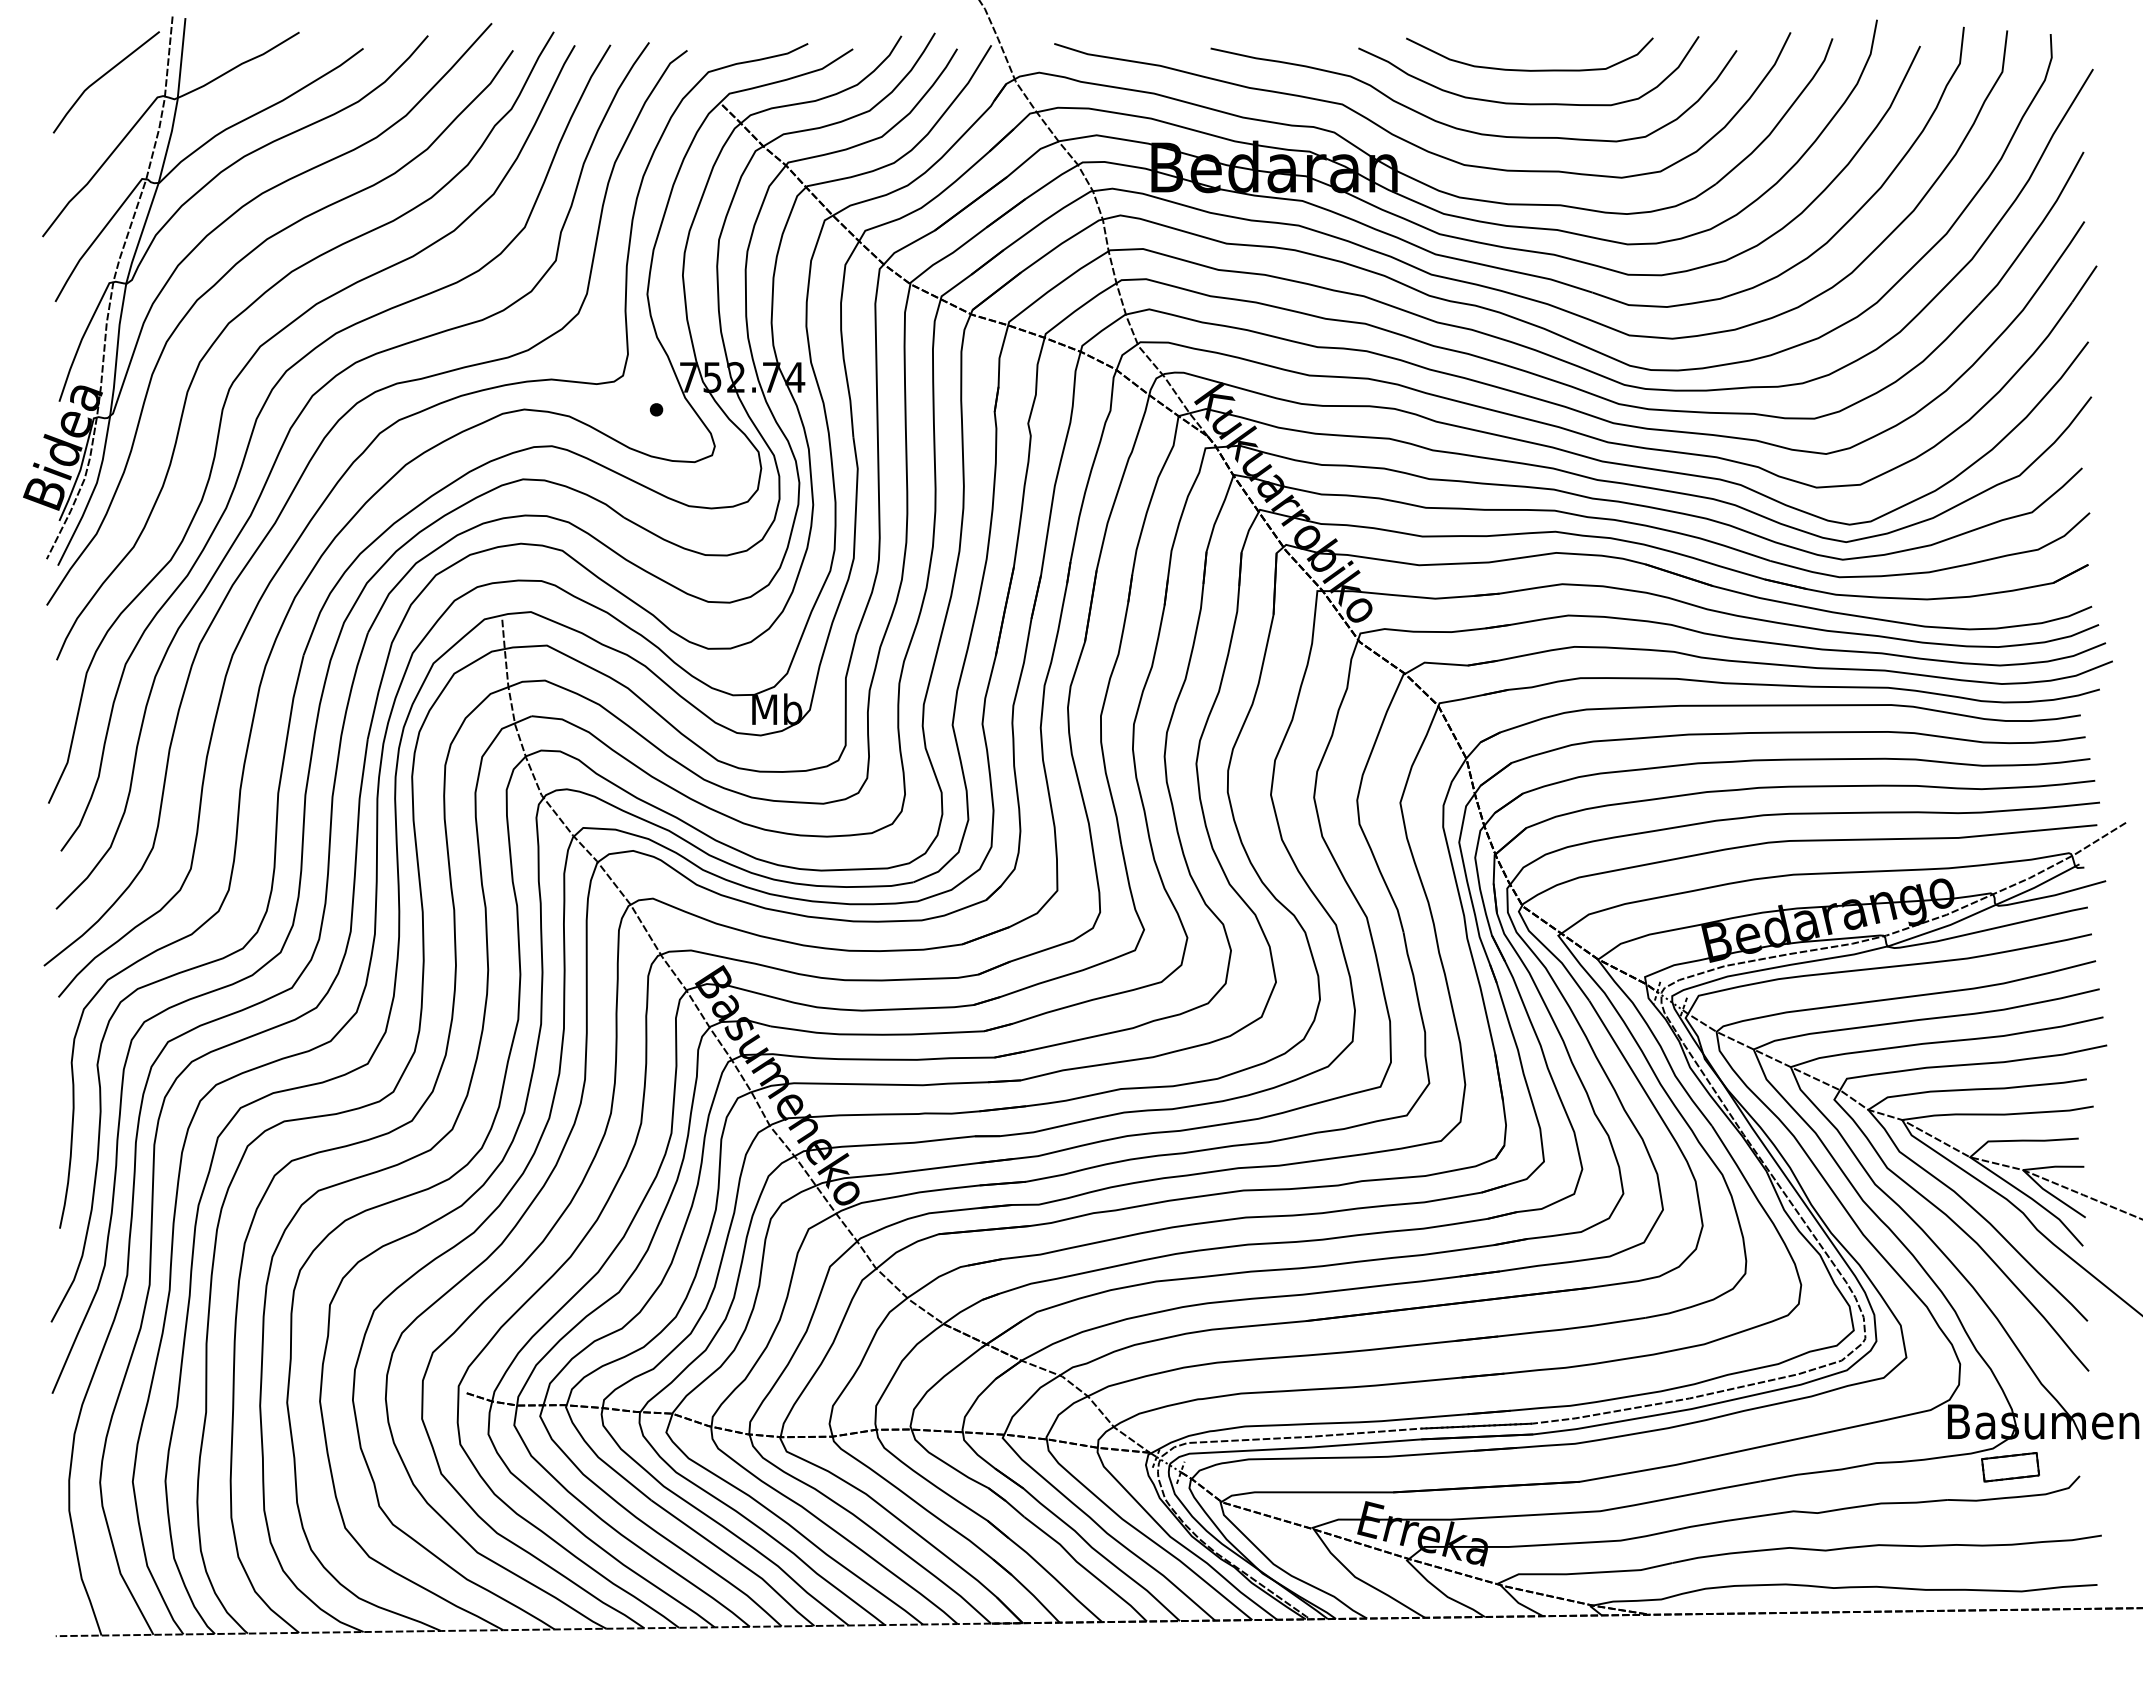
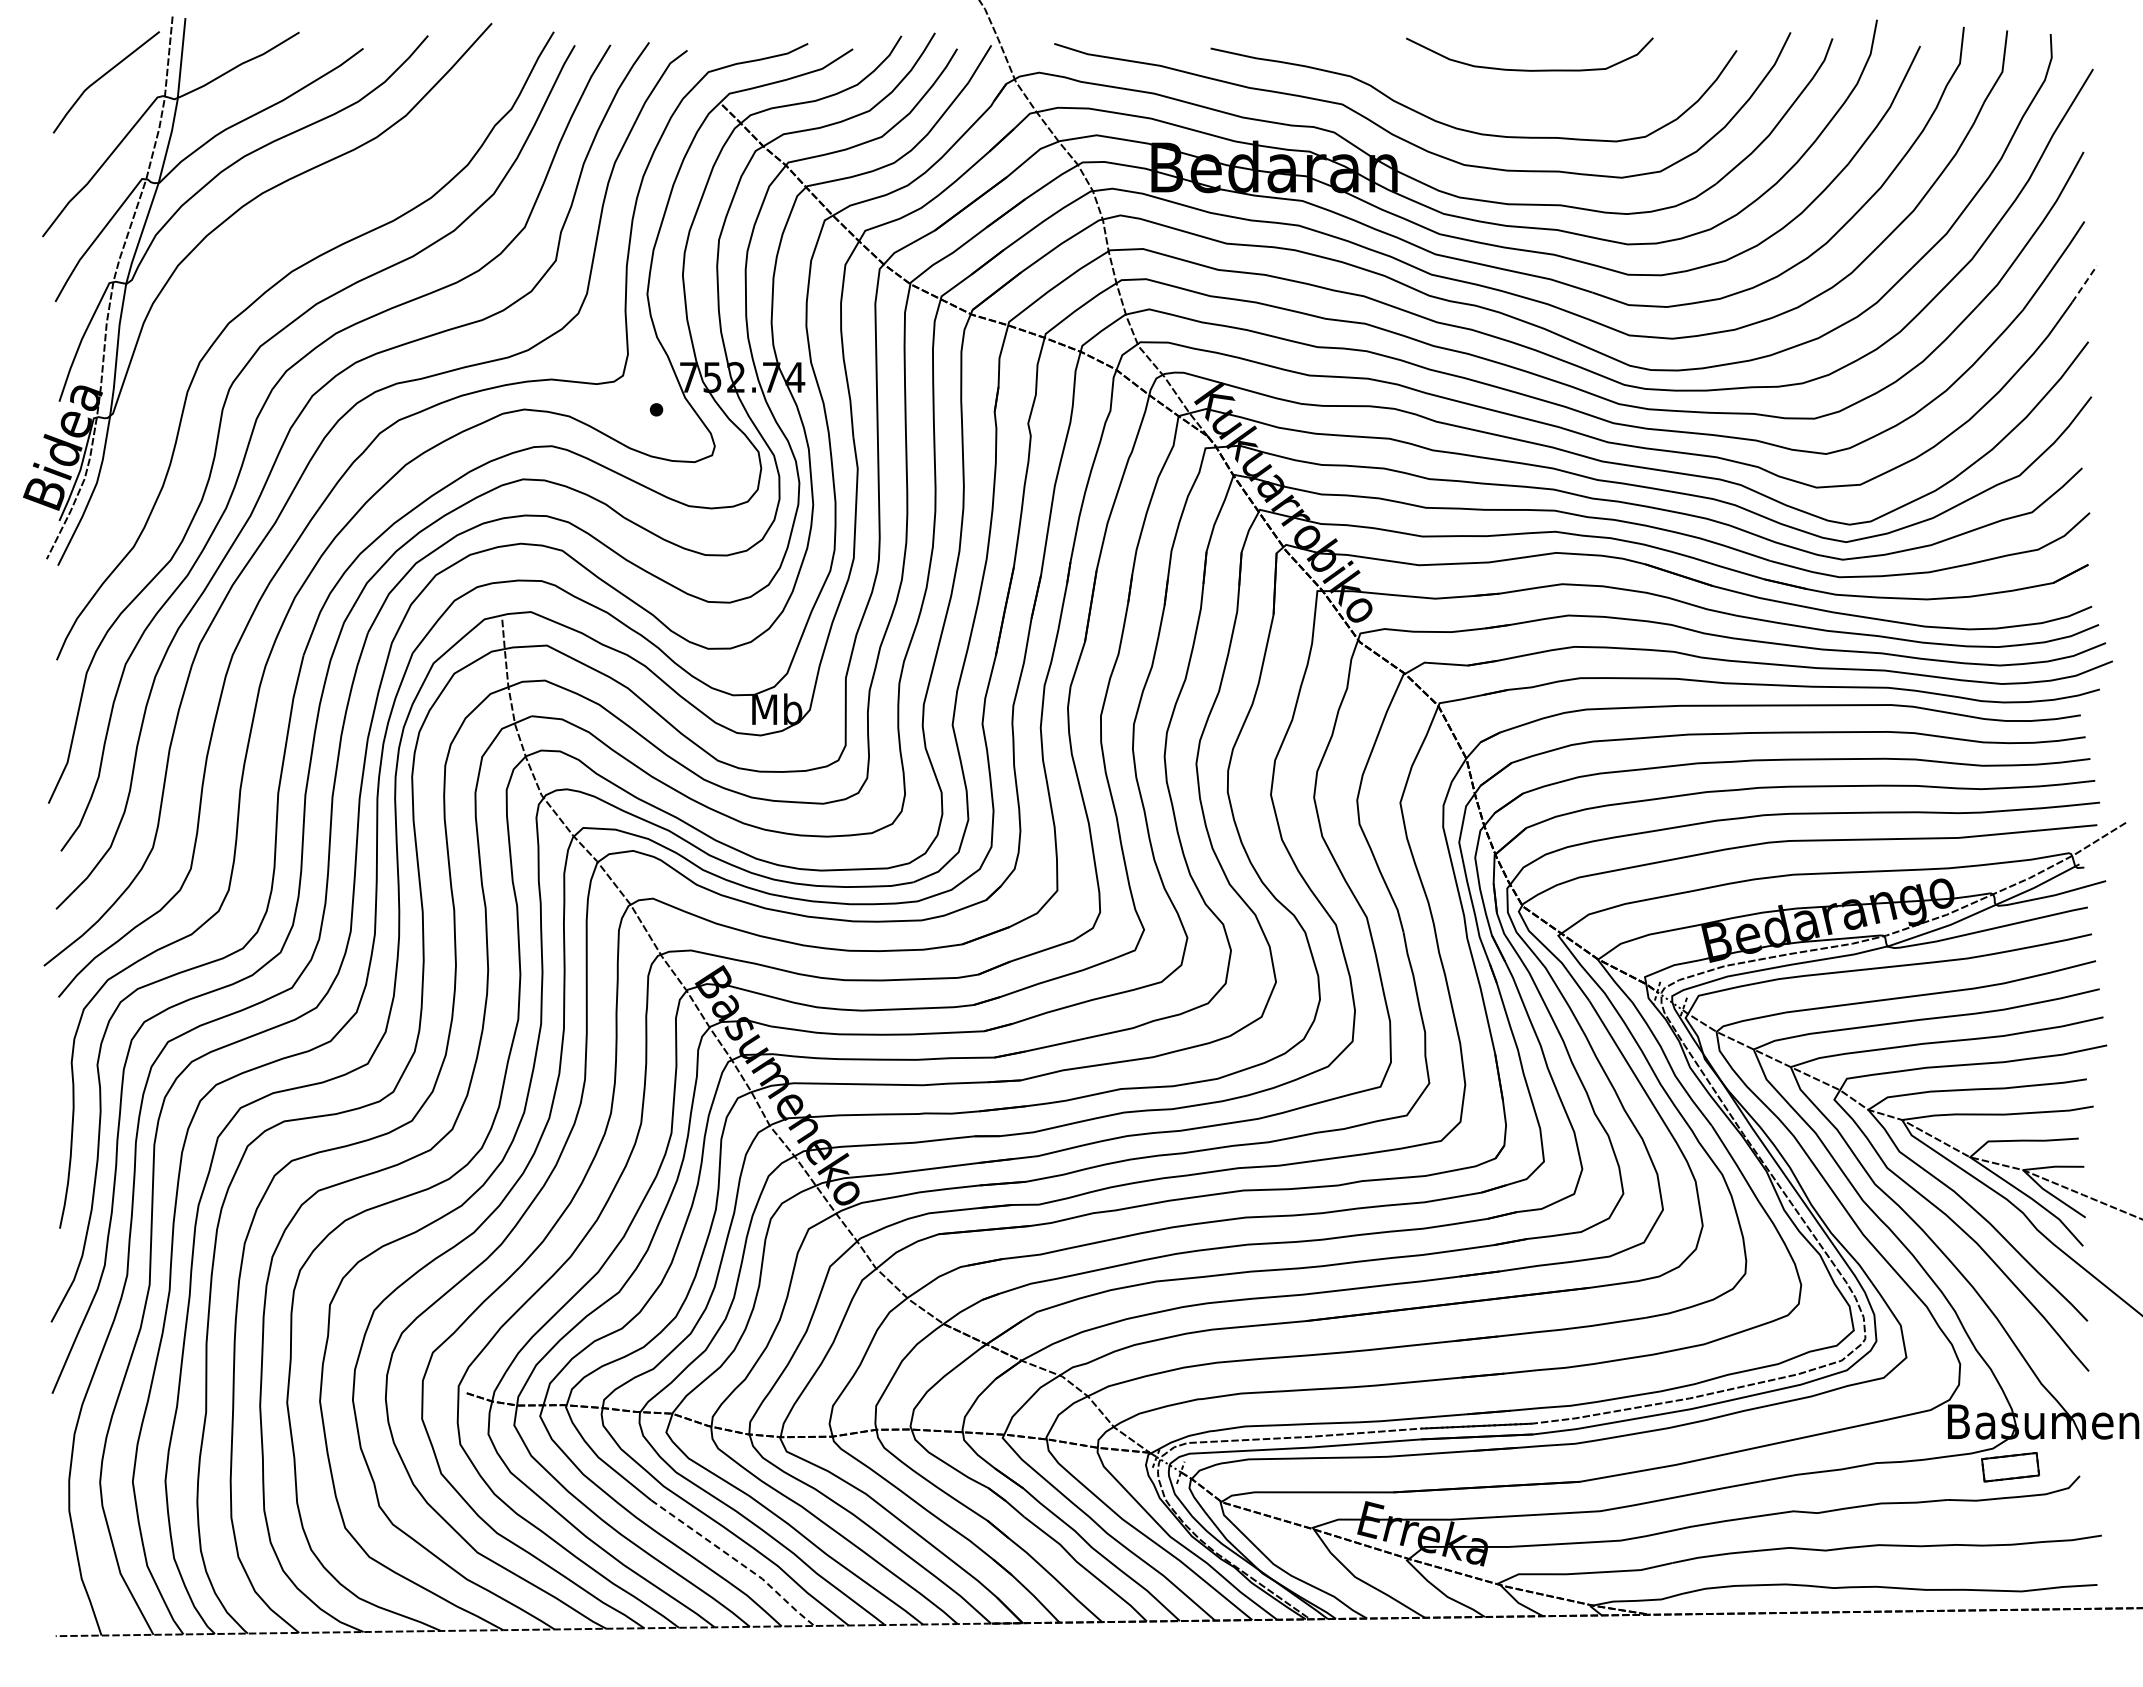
curve: present -> none (1528, 103)
curve: present -> none (226, 274)
line: solid -> dashed (2084, 283)
line: solid -> dashed (736, 1560)
